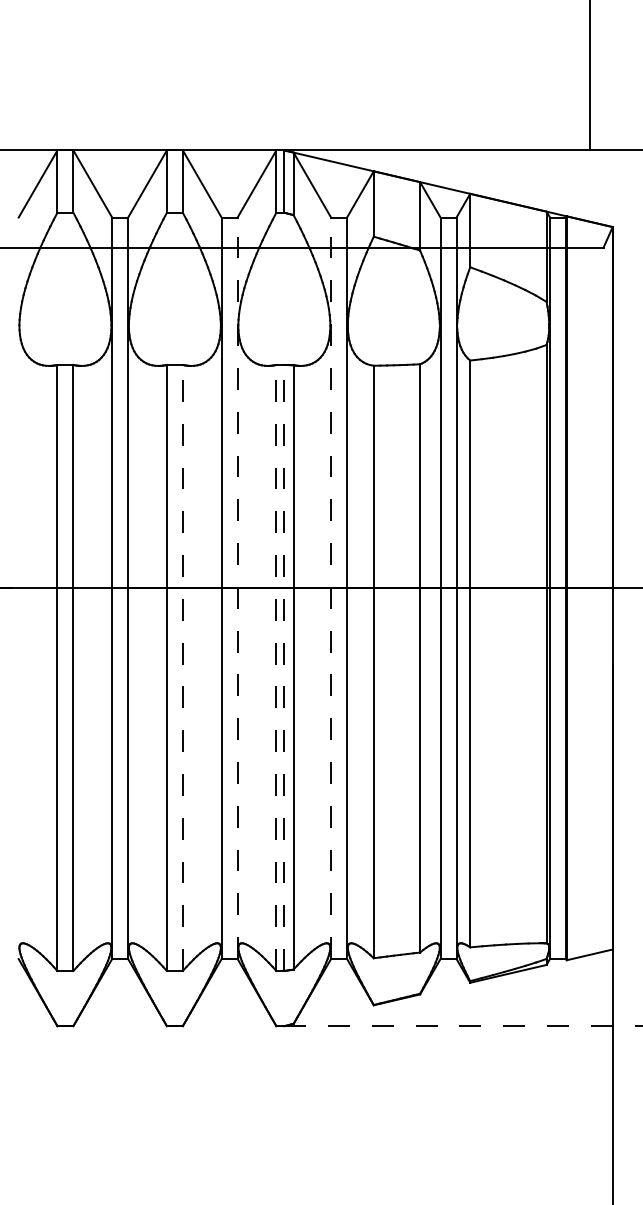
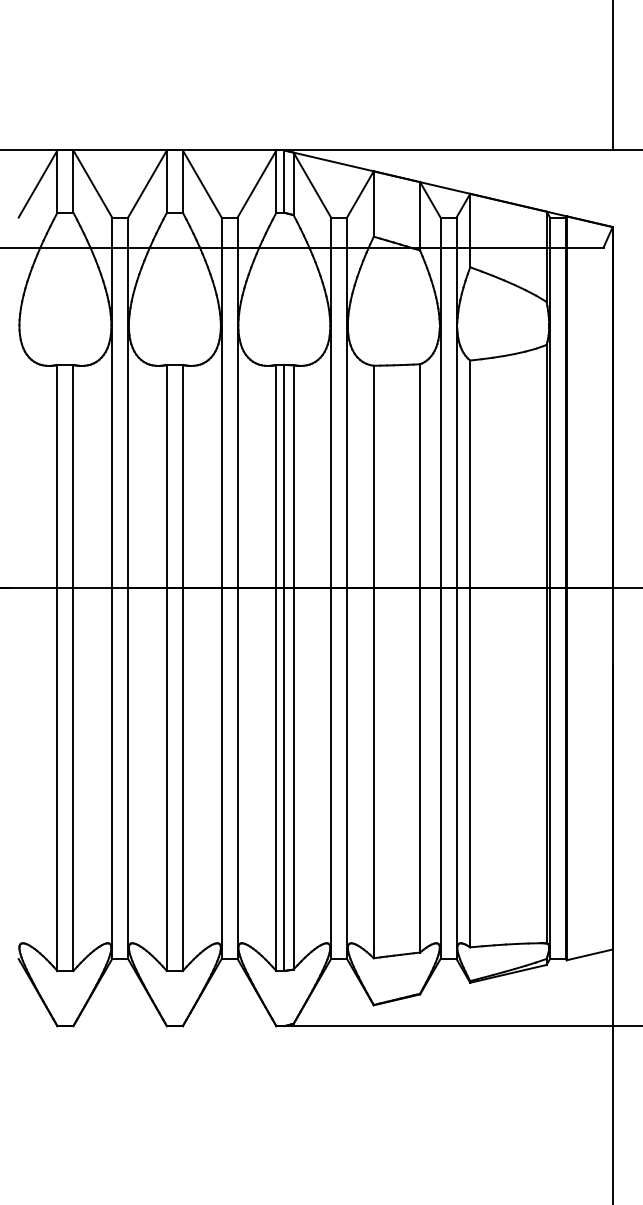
line position: (589, 76) -> (612, 76) (612, 76)
line: dashed -> solid (237, 588)
line: dashed -> solid (331, 588)
line: dashed -> solid (182, 667)
line: dashed -> solid (276, 667)
line: dashed -> solid (284, 667)
line: dashed -> solid (463, 1026)
